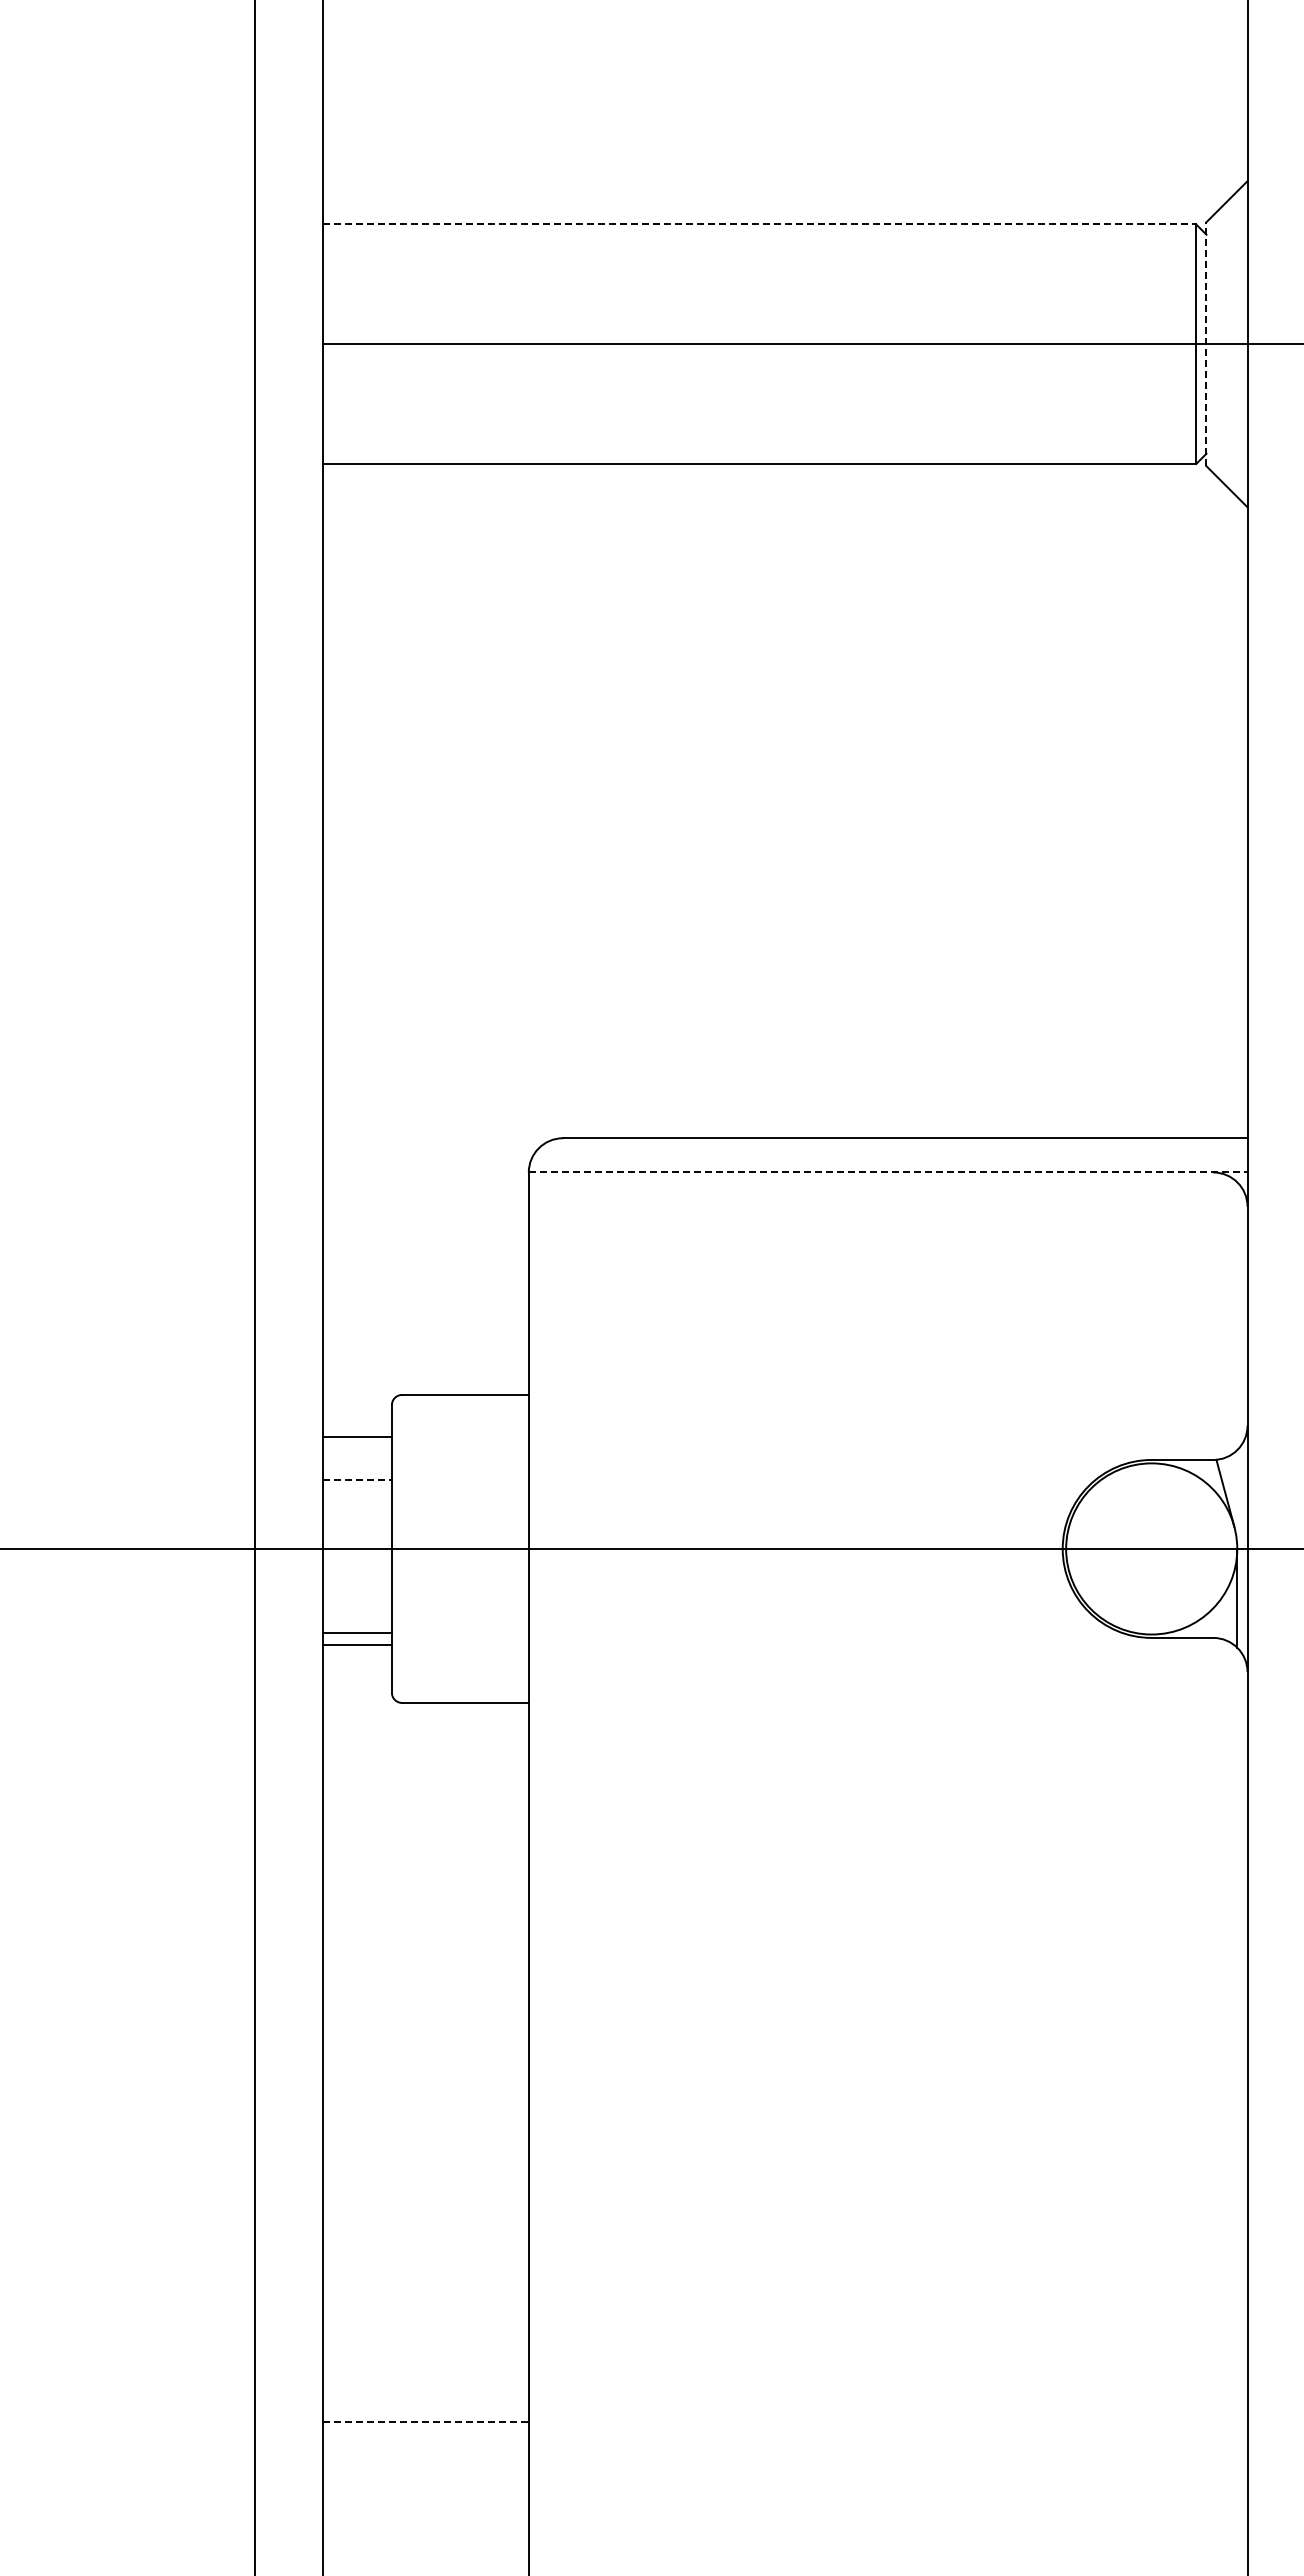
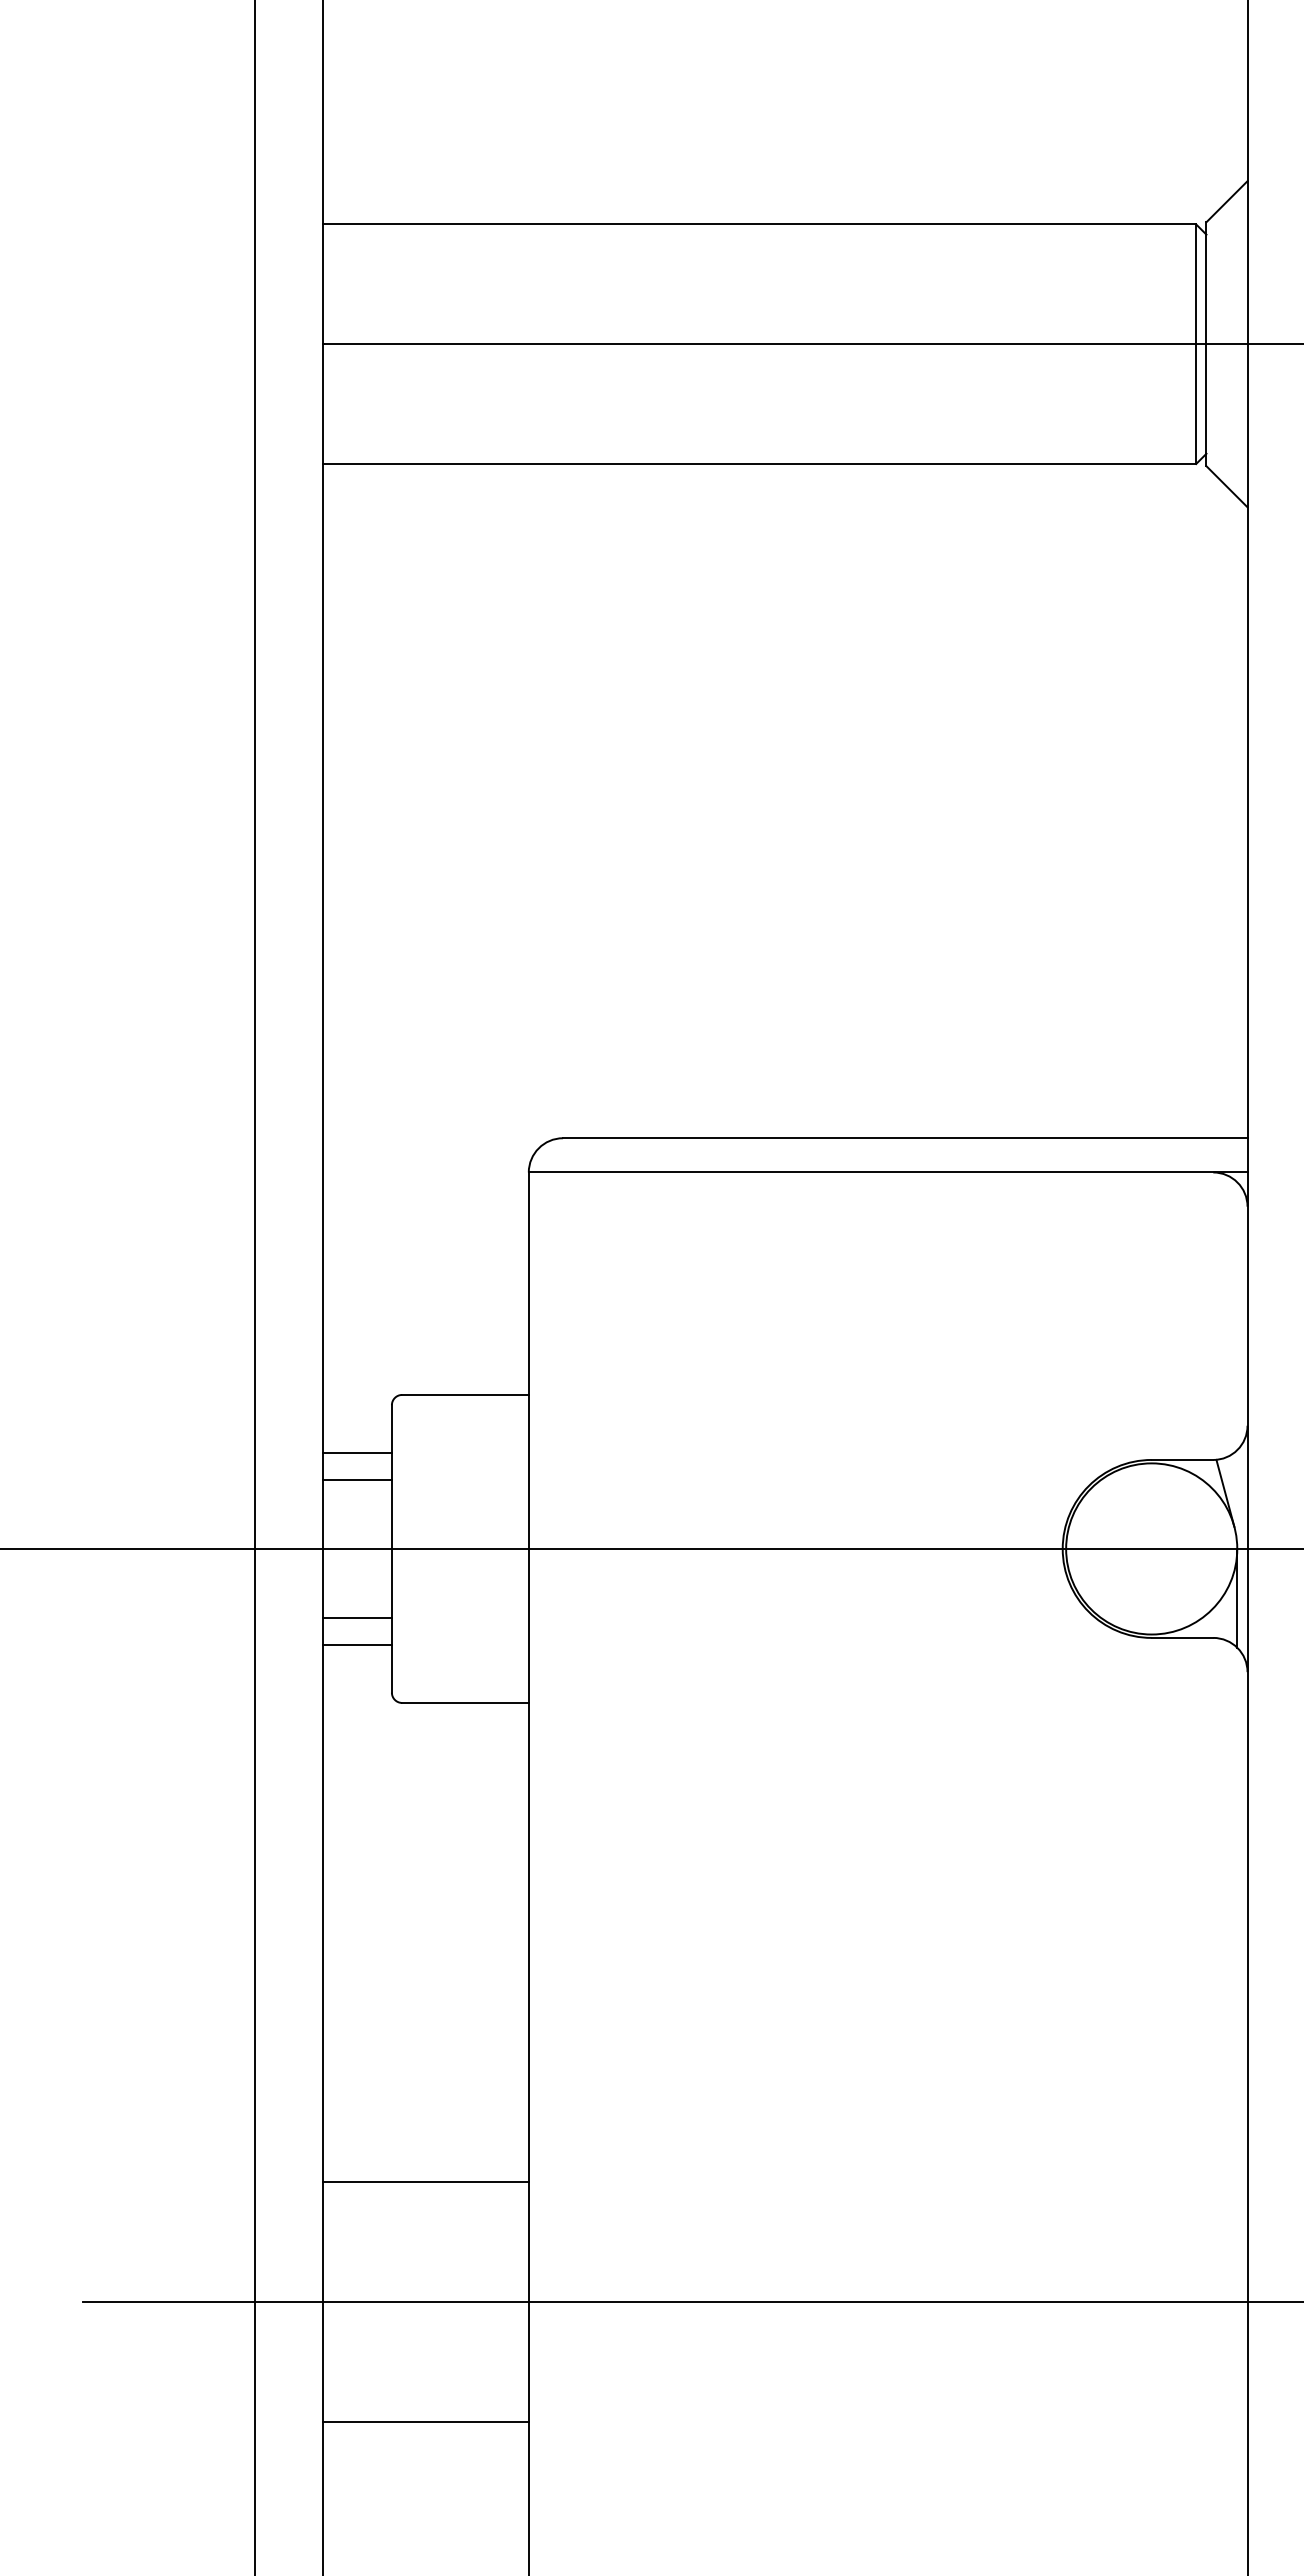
line: dashed -> solid (760, 224)
line: dashed -> solid (1206, 344)
line: dashed -> solid (888, 1172)
line position: (357, 1437) -> (357, 1453) (357, 1453)
line: dashed -> solid (358, 1479)
line position: (357, 1632) -> (357, 1617) (357, 1617)
line: none -> present (425, 2182)
line: none -> present (691, 2301)
line: dashed -> solid (426, 2421)
